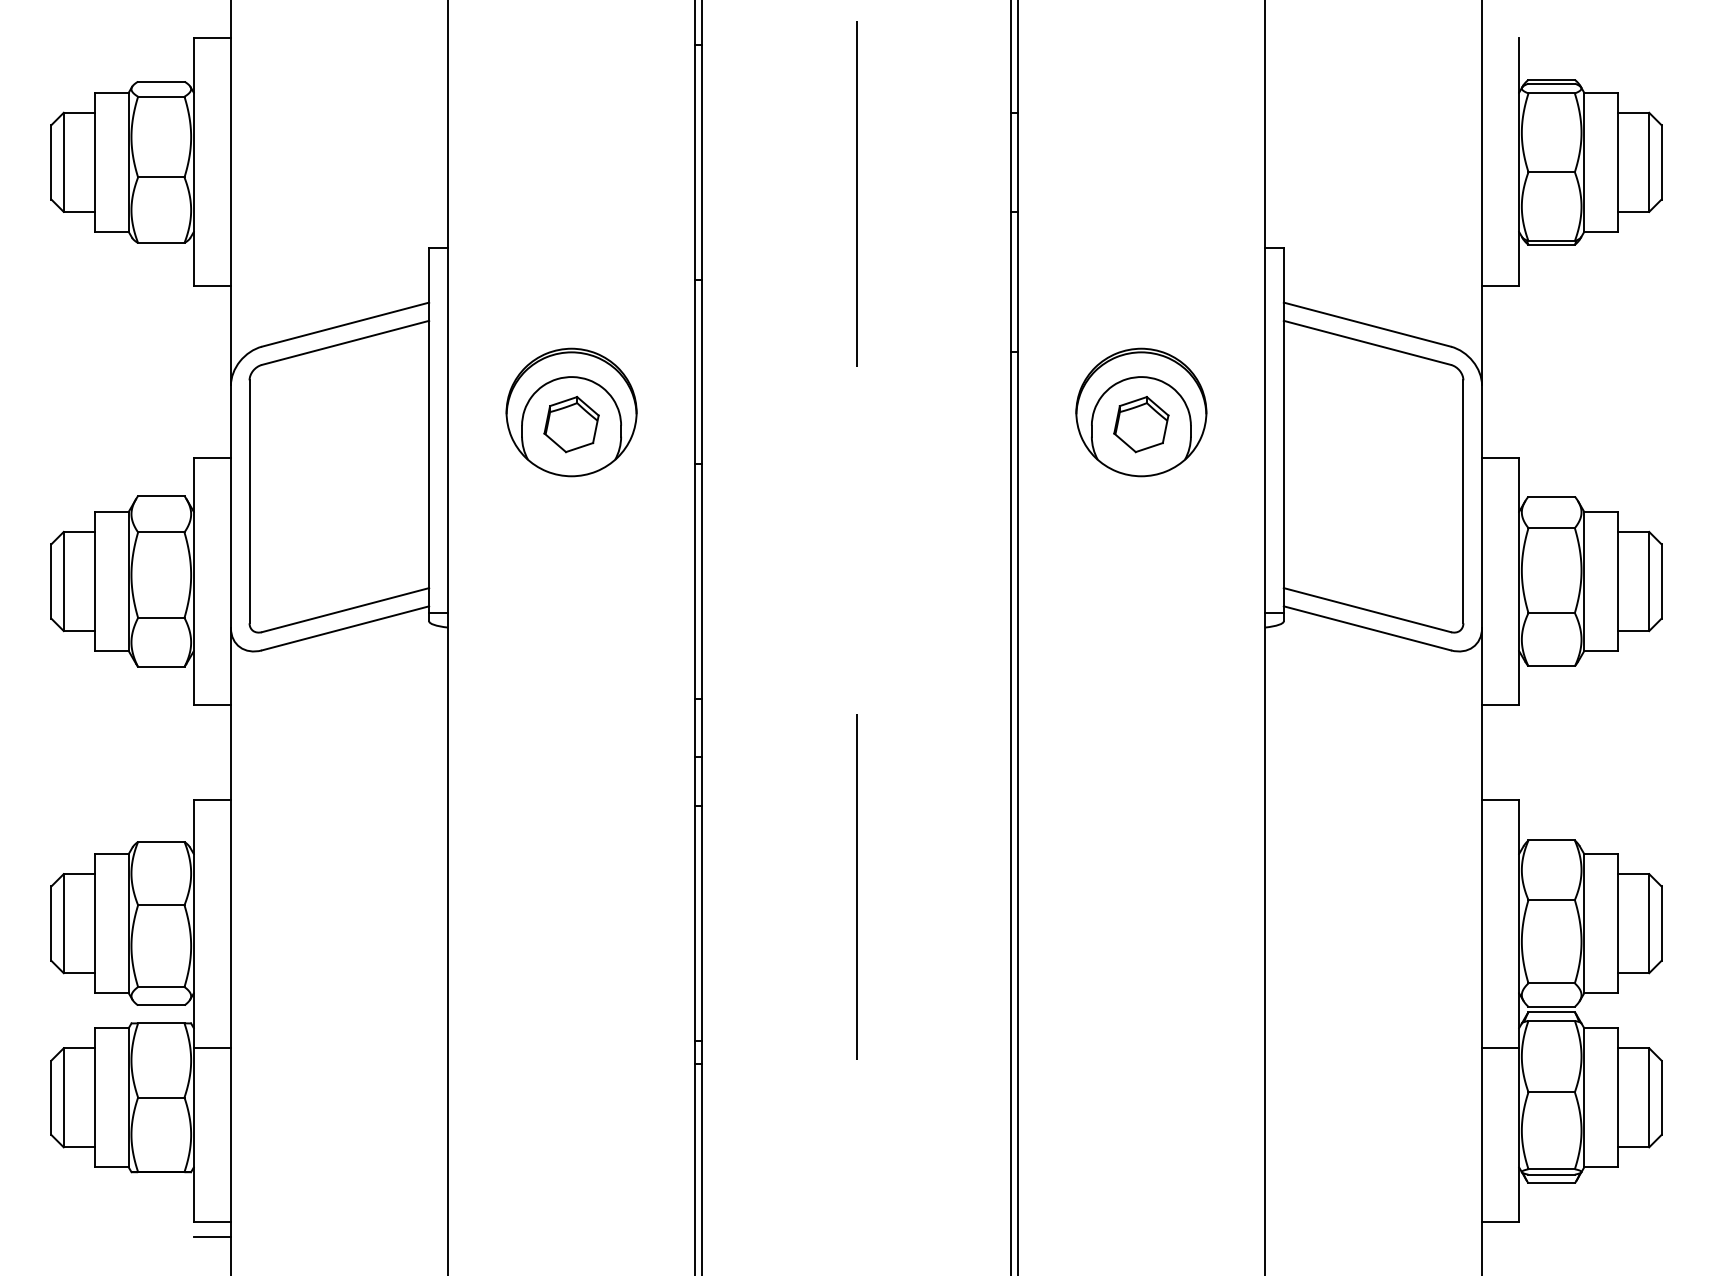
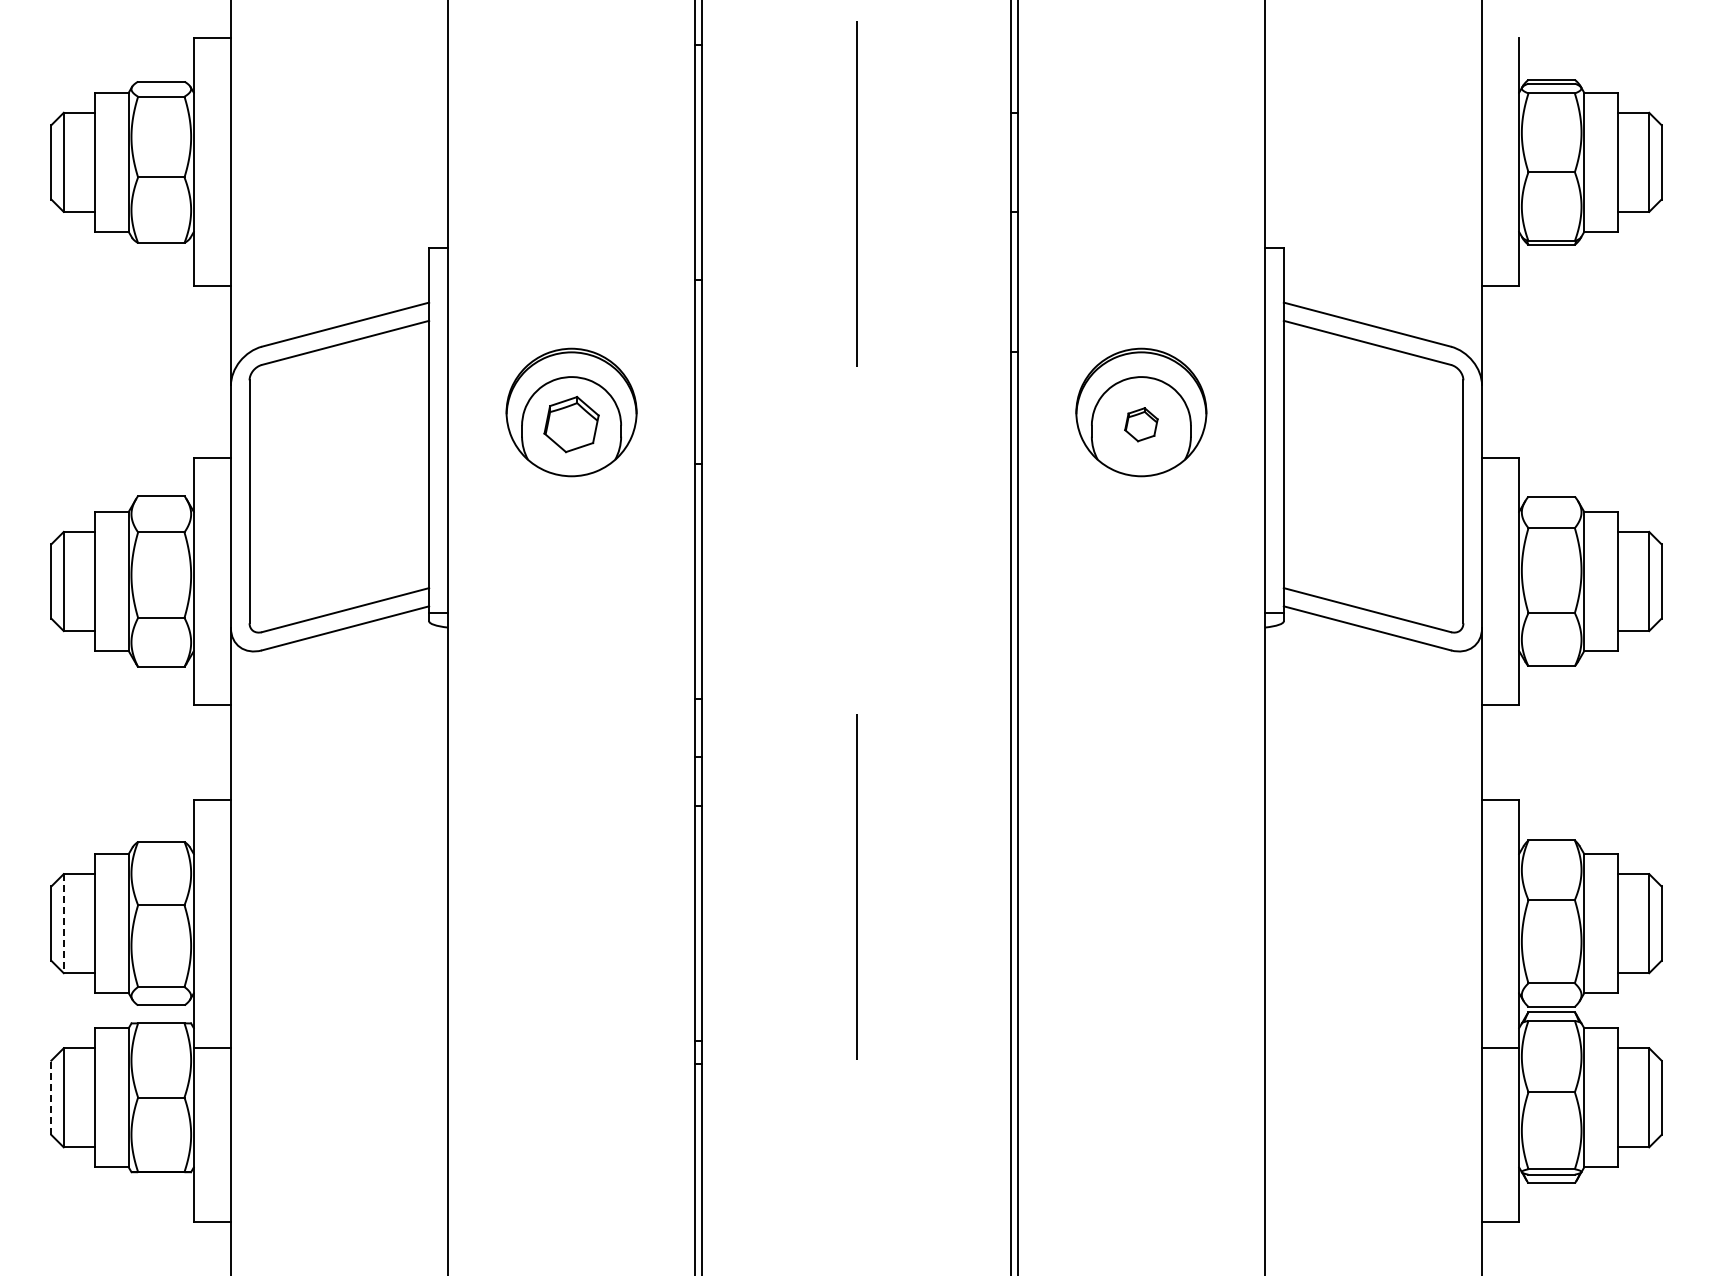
part size: 57x58 px -> 35x36 px (1141, 424)
line: solid -> dashed (63, 923)
line: solid -> dashed (51, 1097)
line: present -> none (211, 1237)
